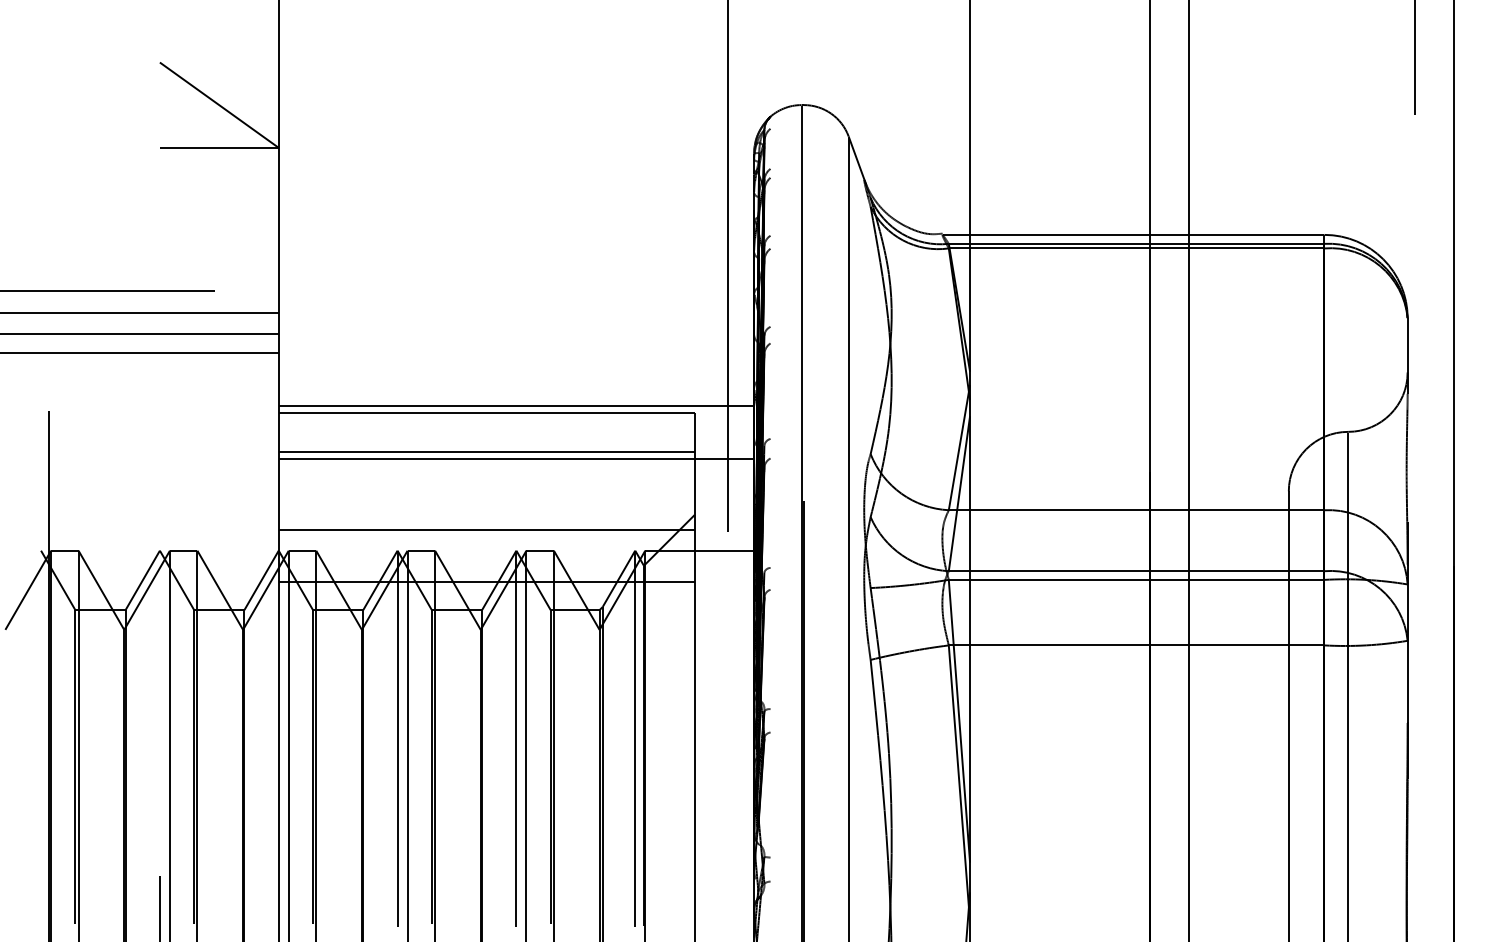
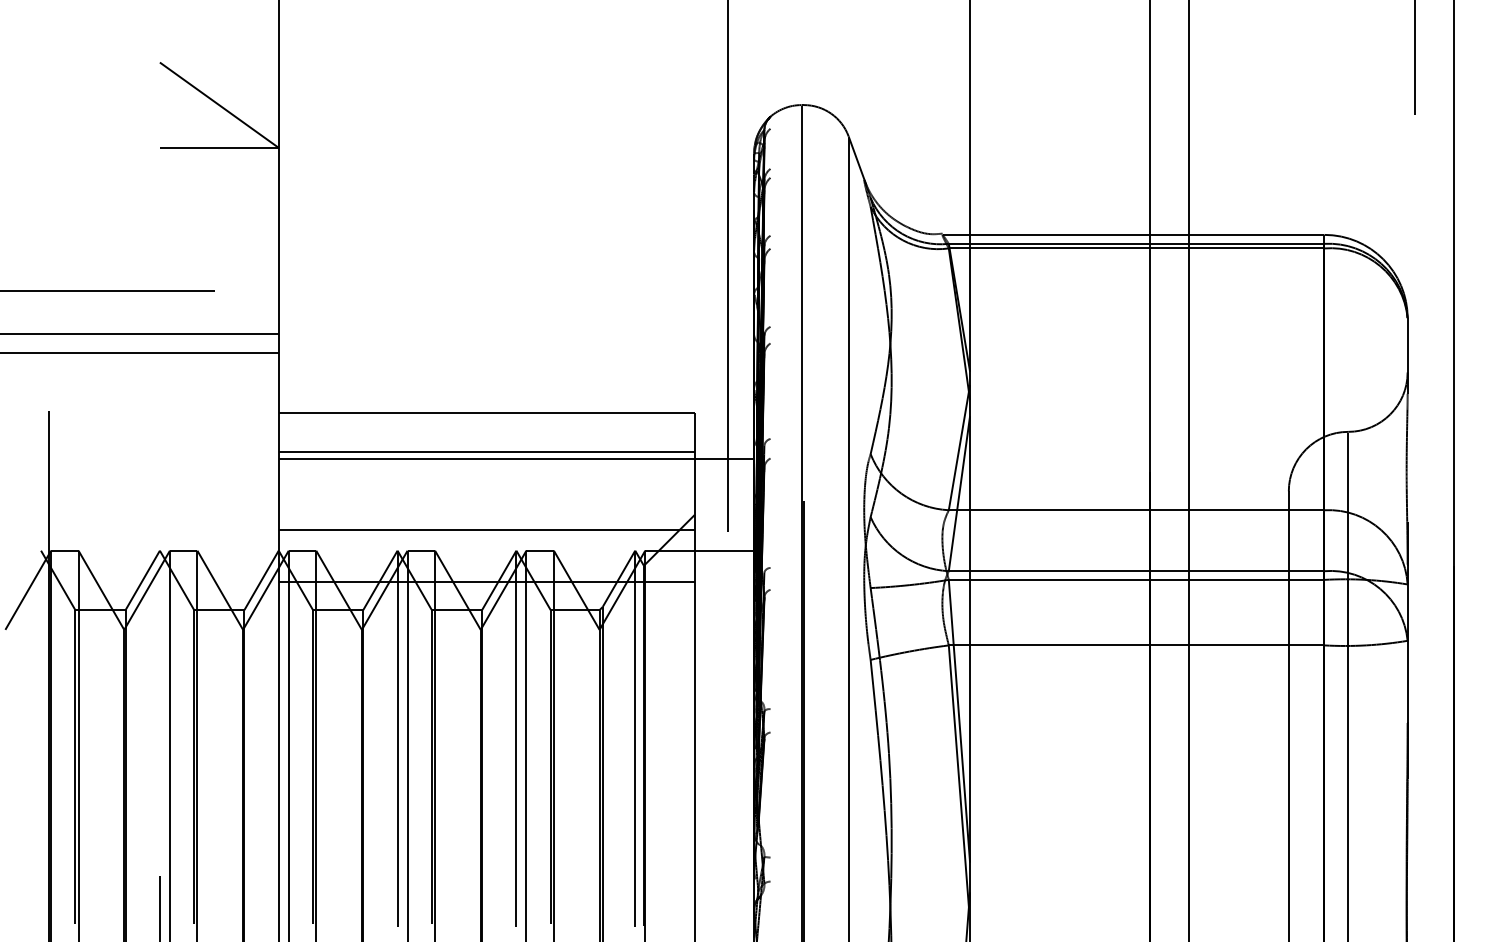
line: present -> none (140, 313)
line: present -> none (516, 405)
